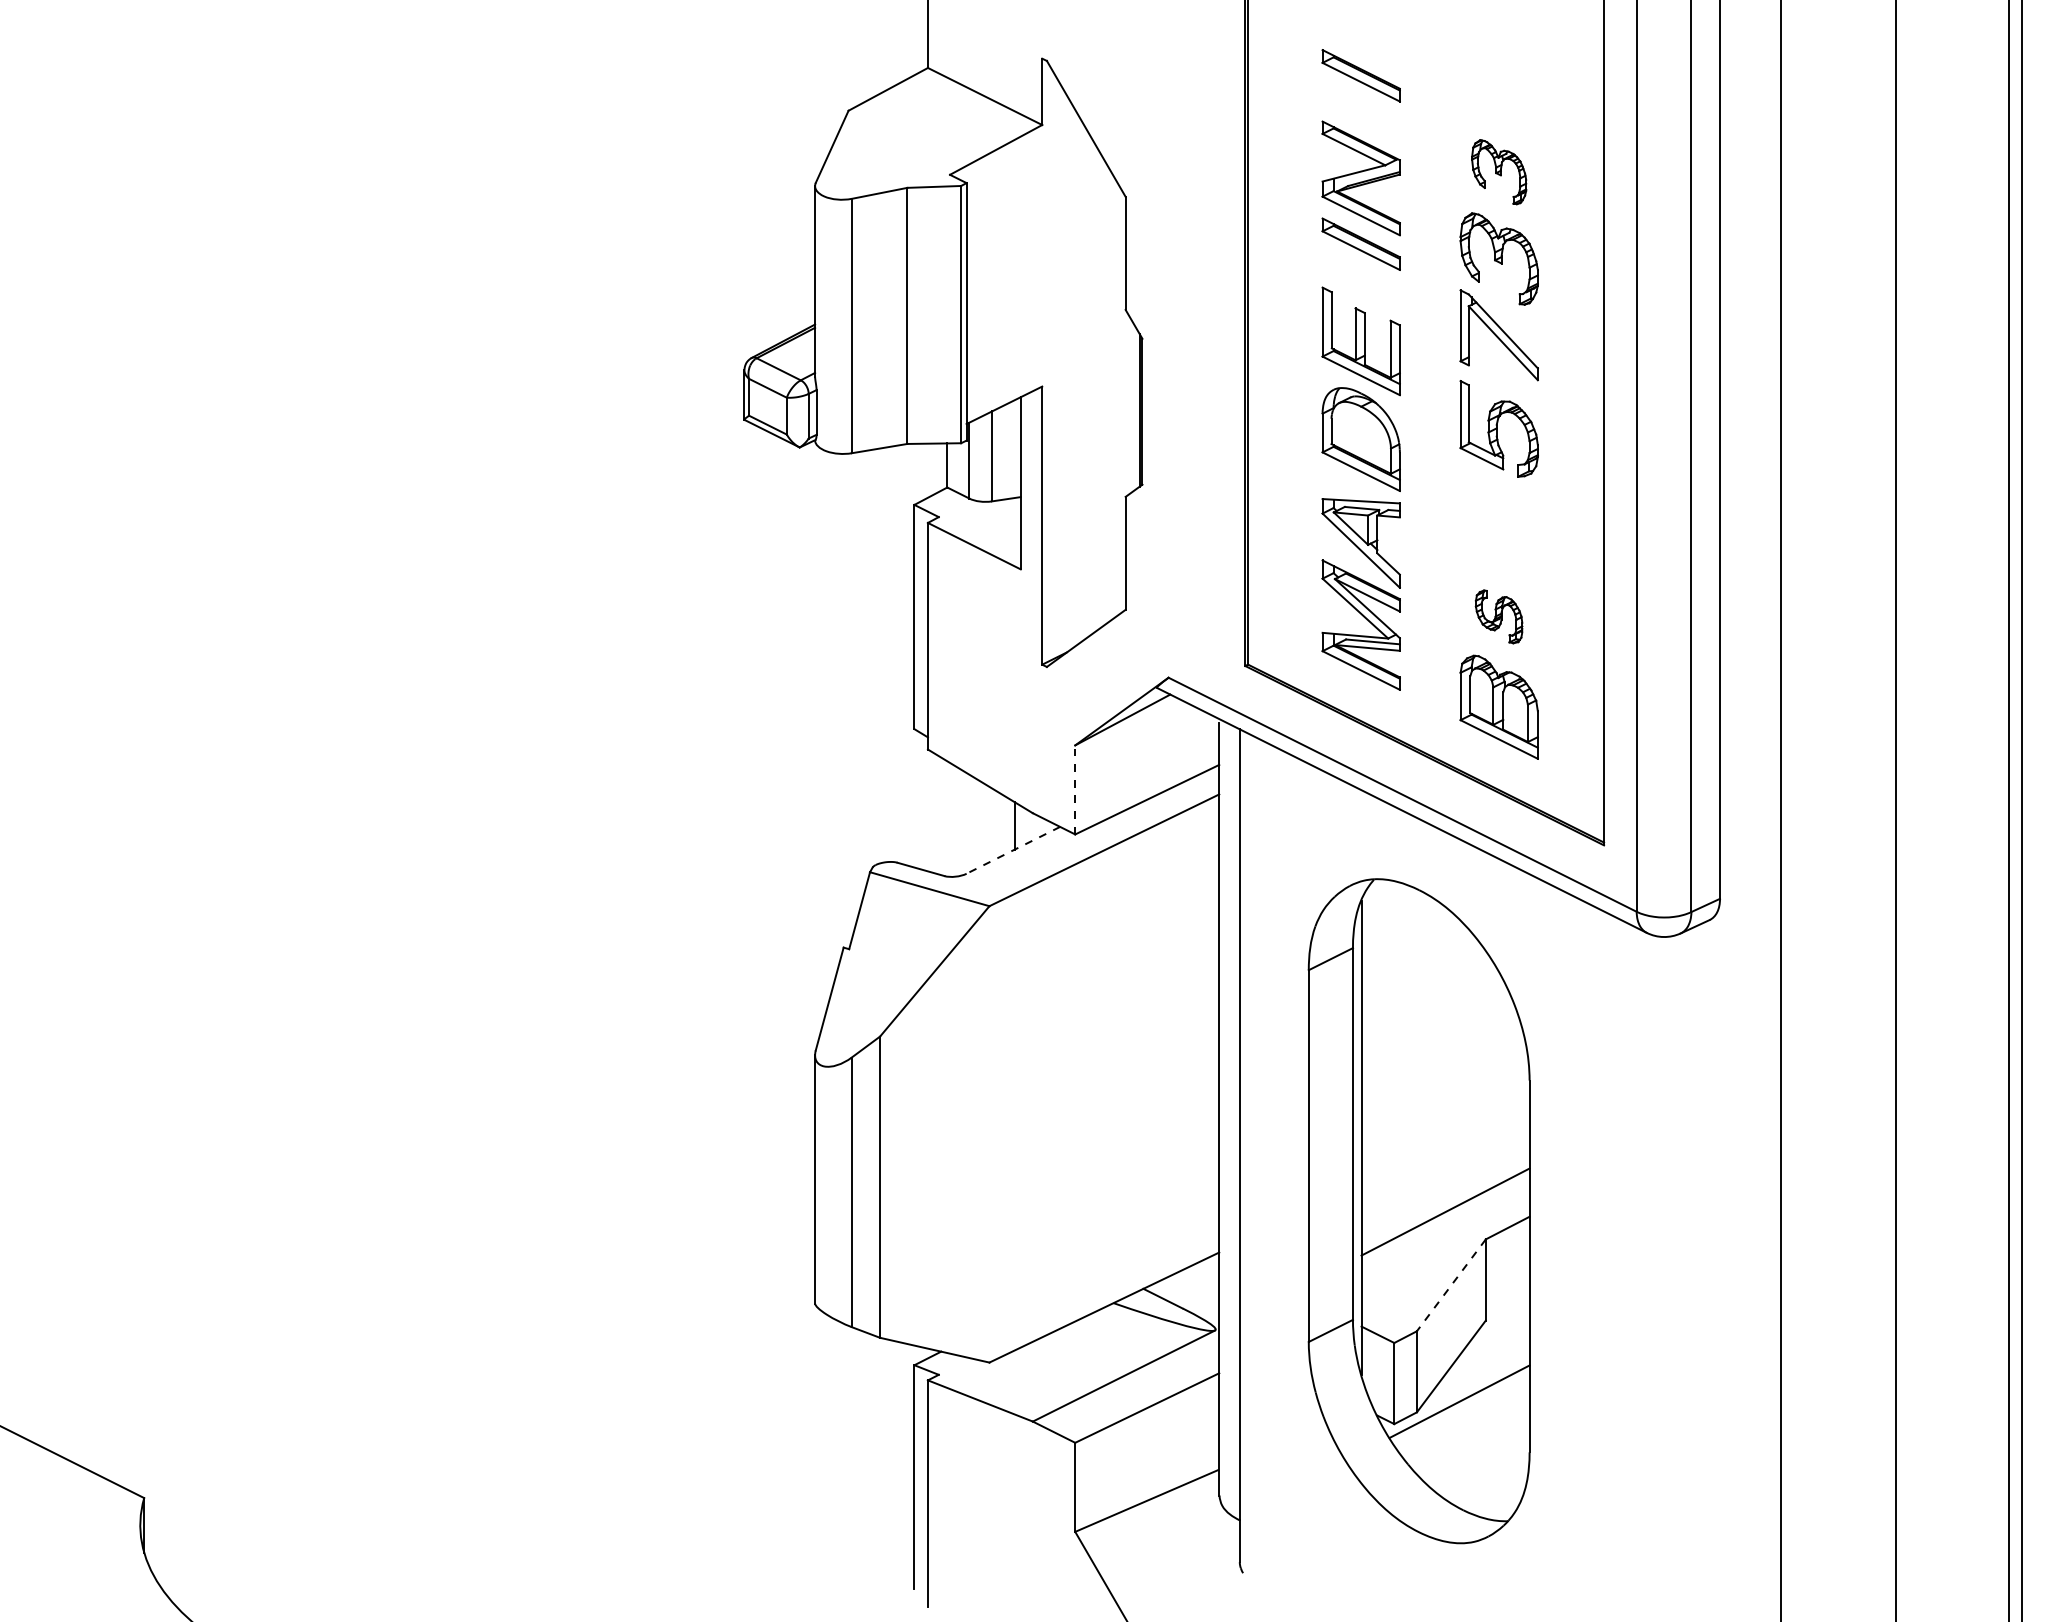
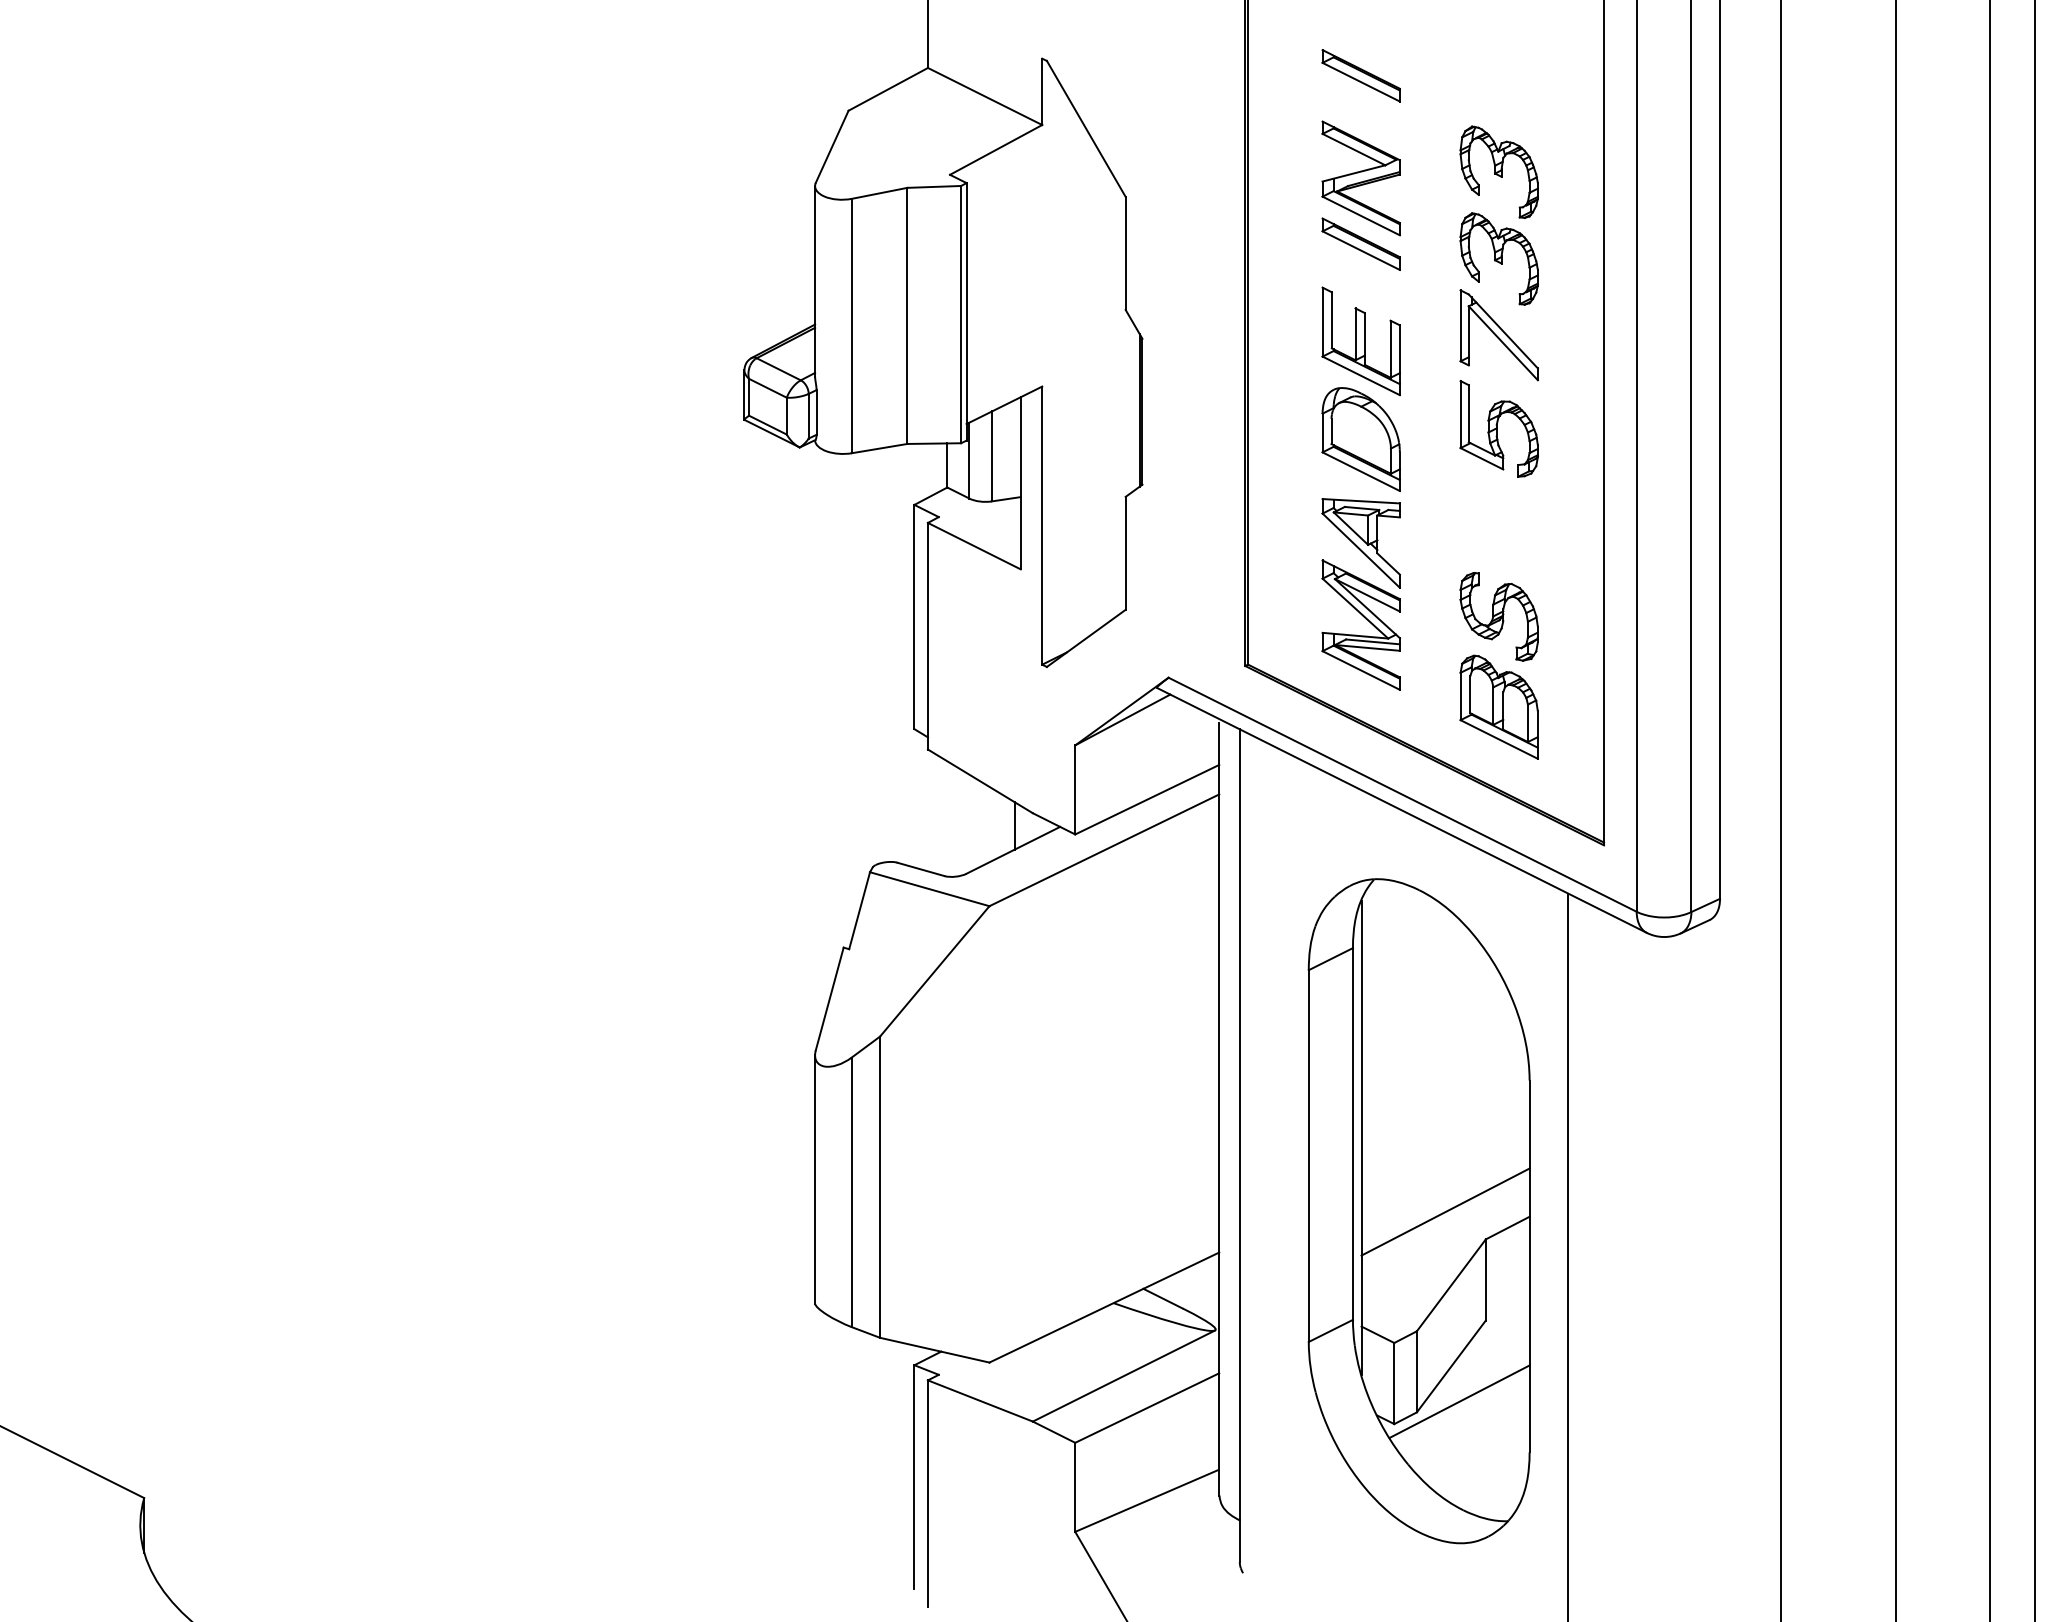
part size: 57x67 px -> 80x94 px (1498, 171)
part size: 50x56 px -> 80x90 px (1498, 616)
line: dashed -> solid (1075, 789)
line position: (2009, 810) -> (1990, 810) (1990, 810)
line position: (2021, 810) -> (2034, 810) (2034, 810)
line: dashed -> solid (1012, 850)
line: none -> present (1568, 1255)
line: dashed -> solid (1451, 1285)
